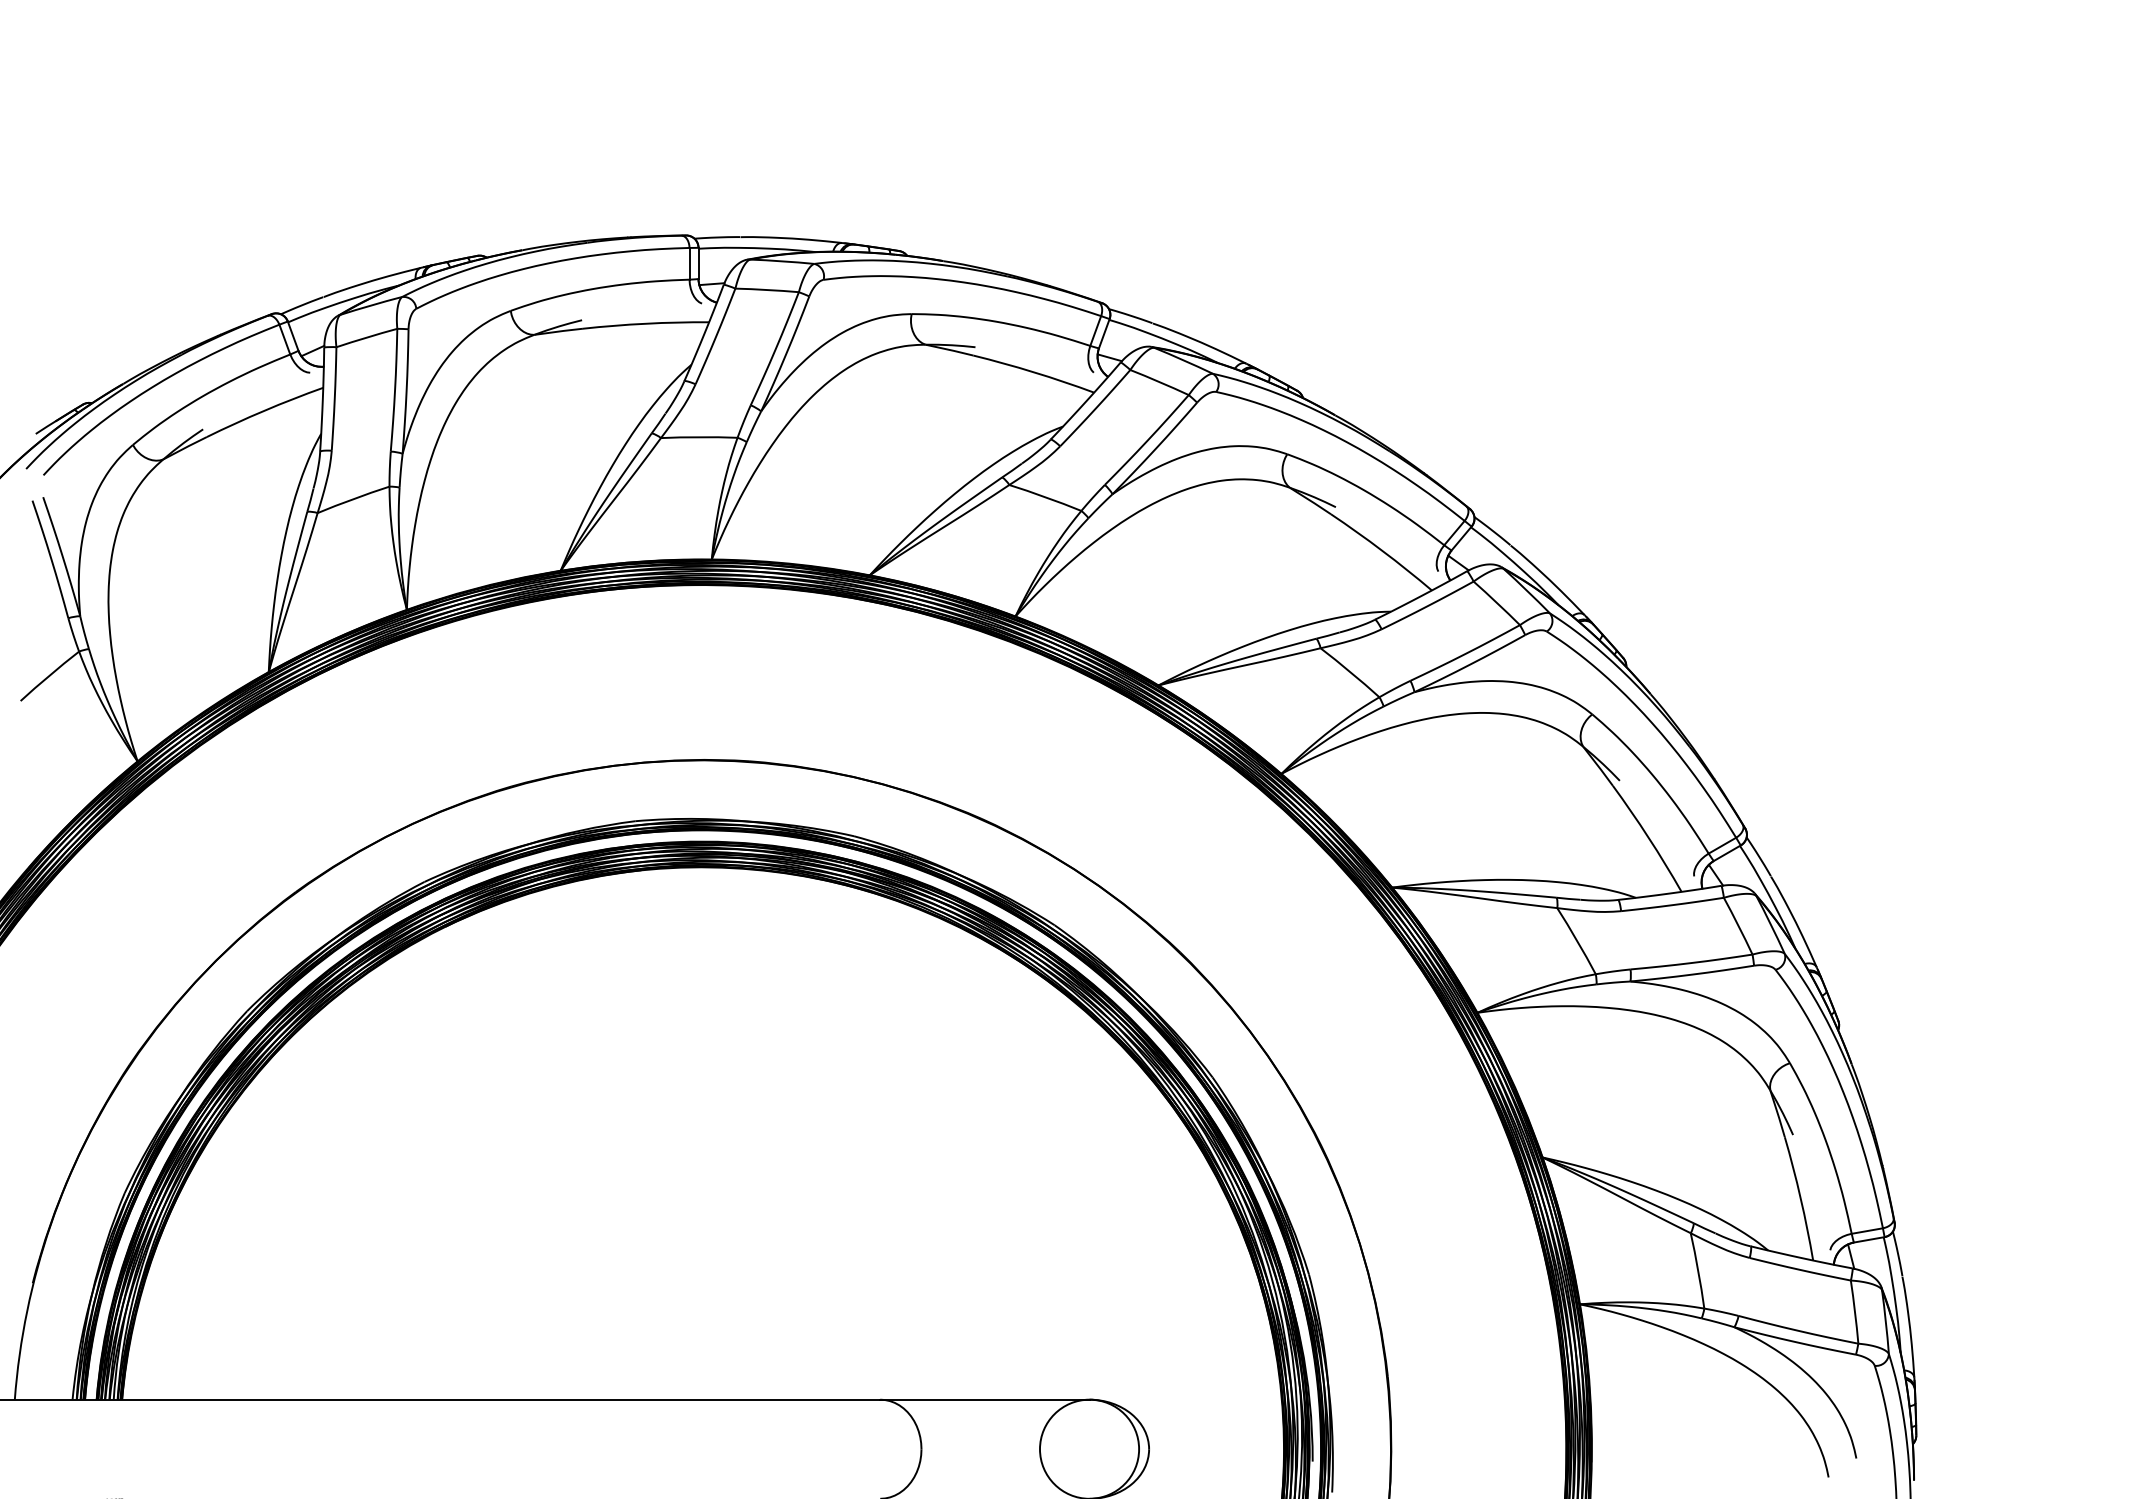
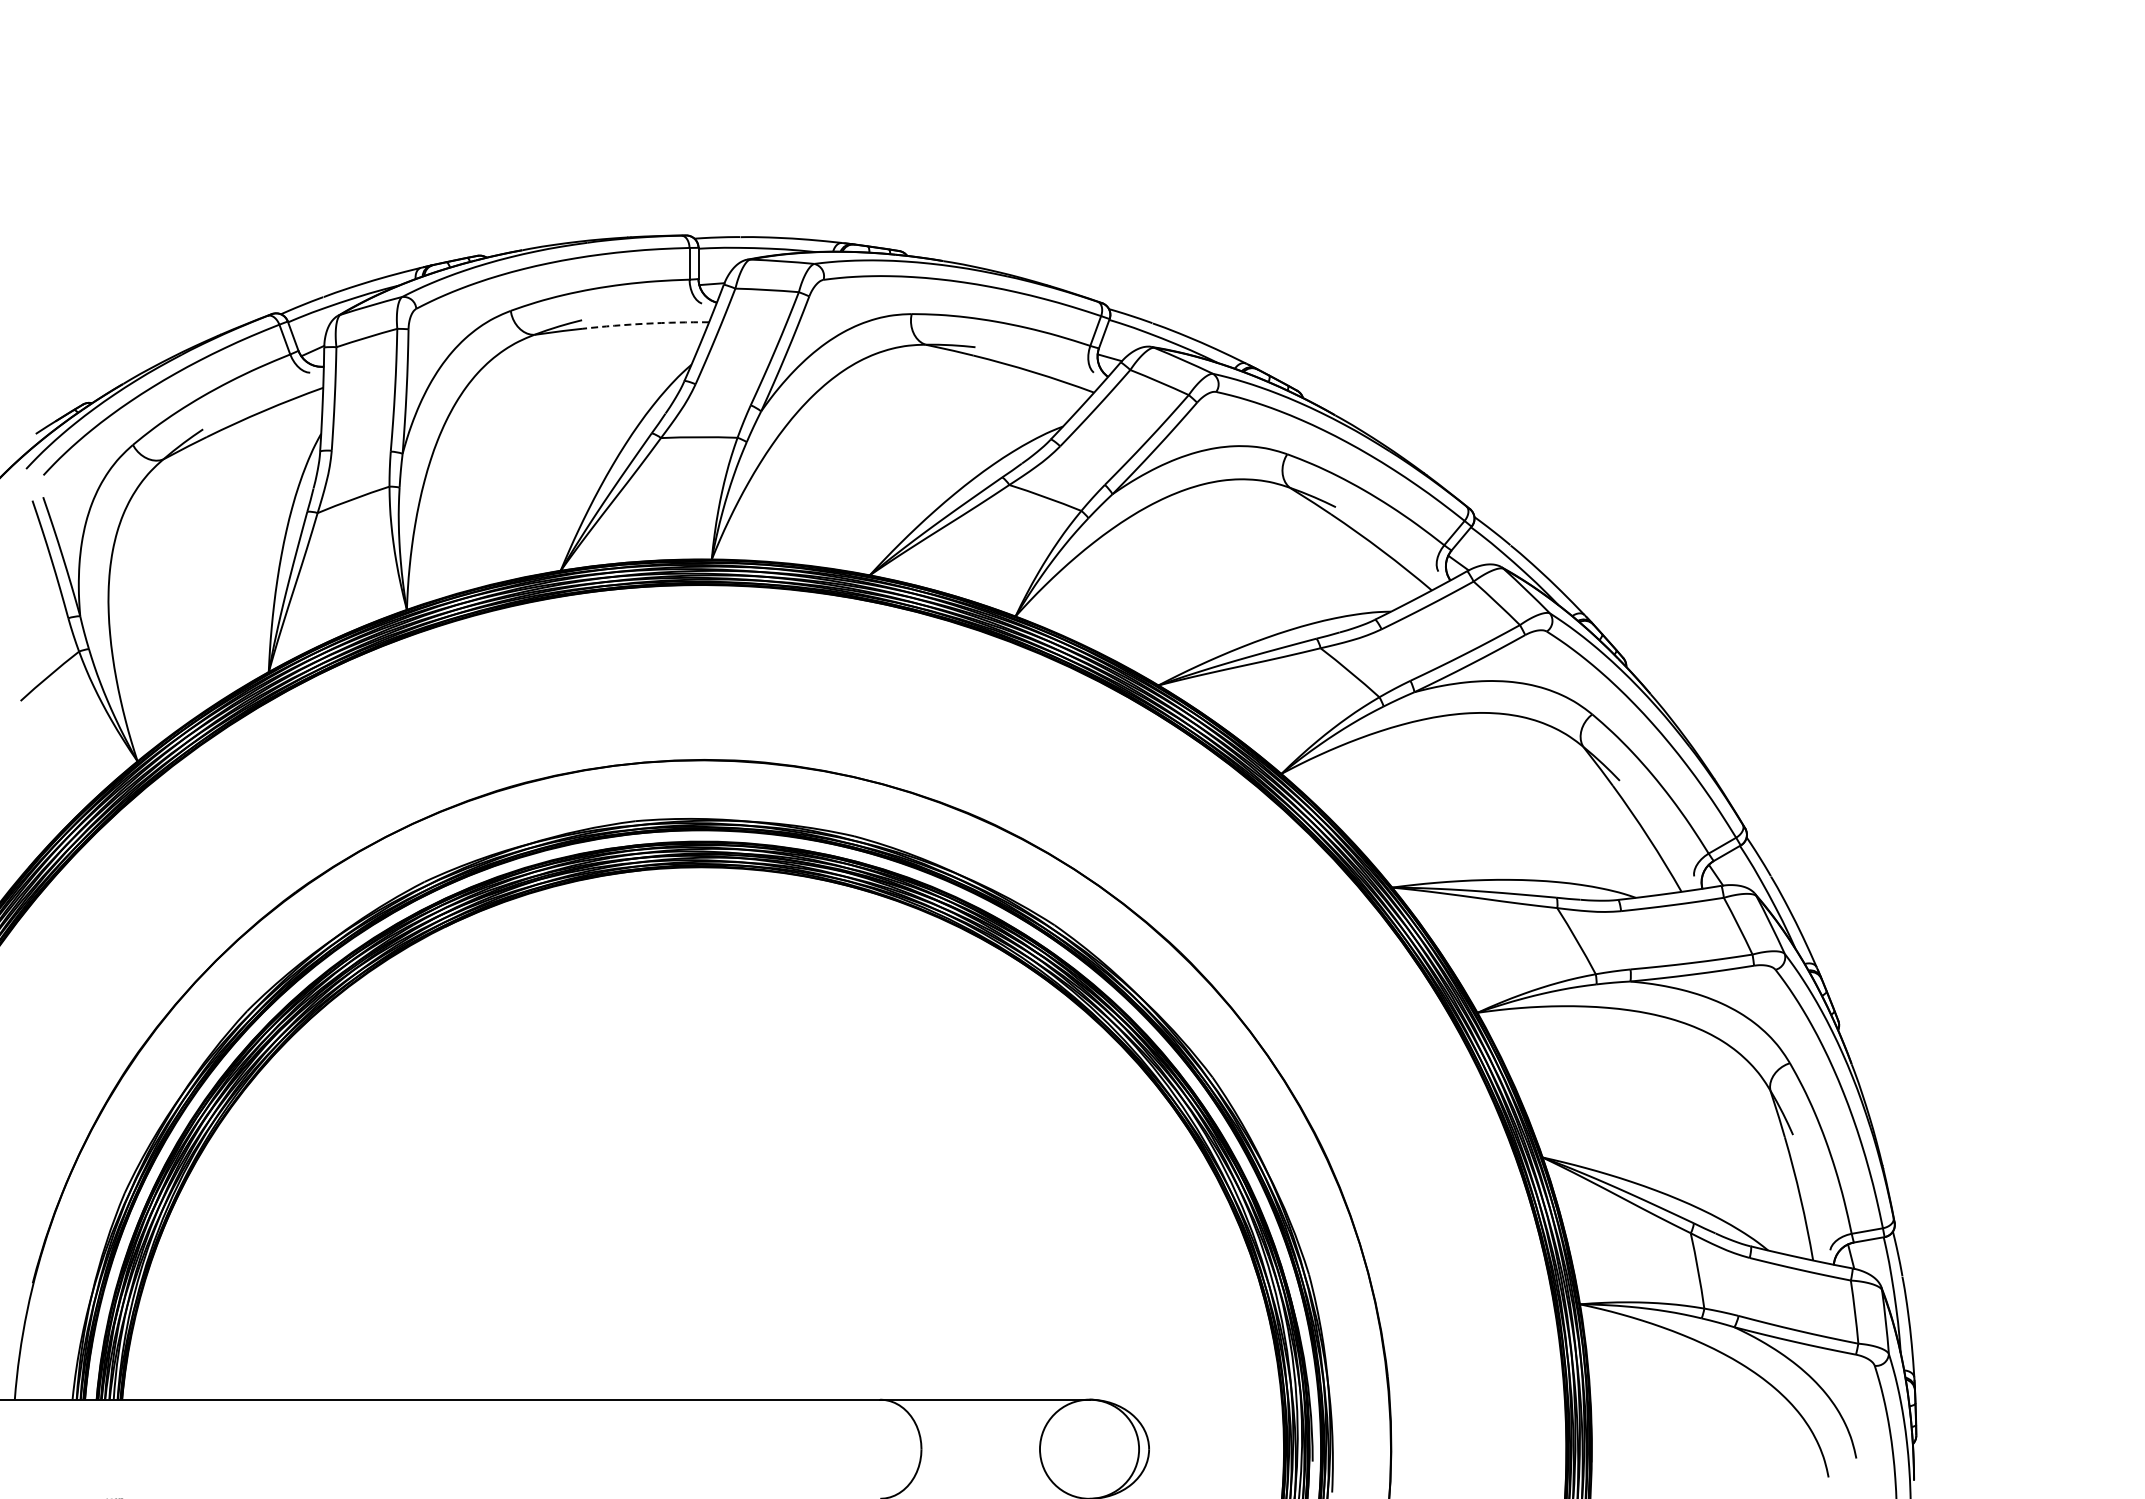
arc: solid -> dashed (645, 323)
